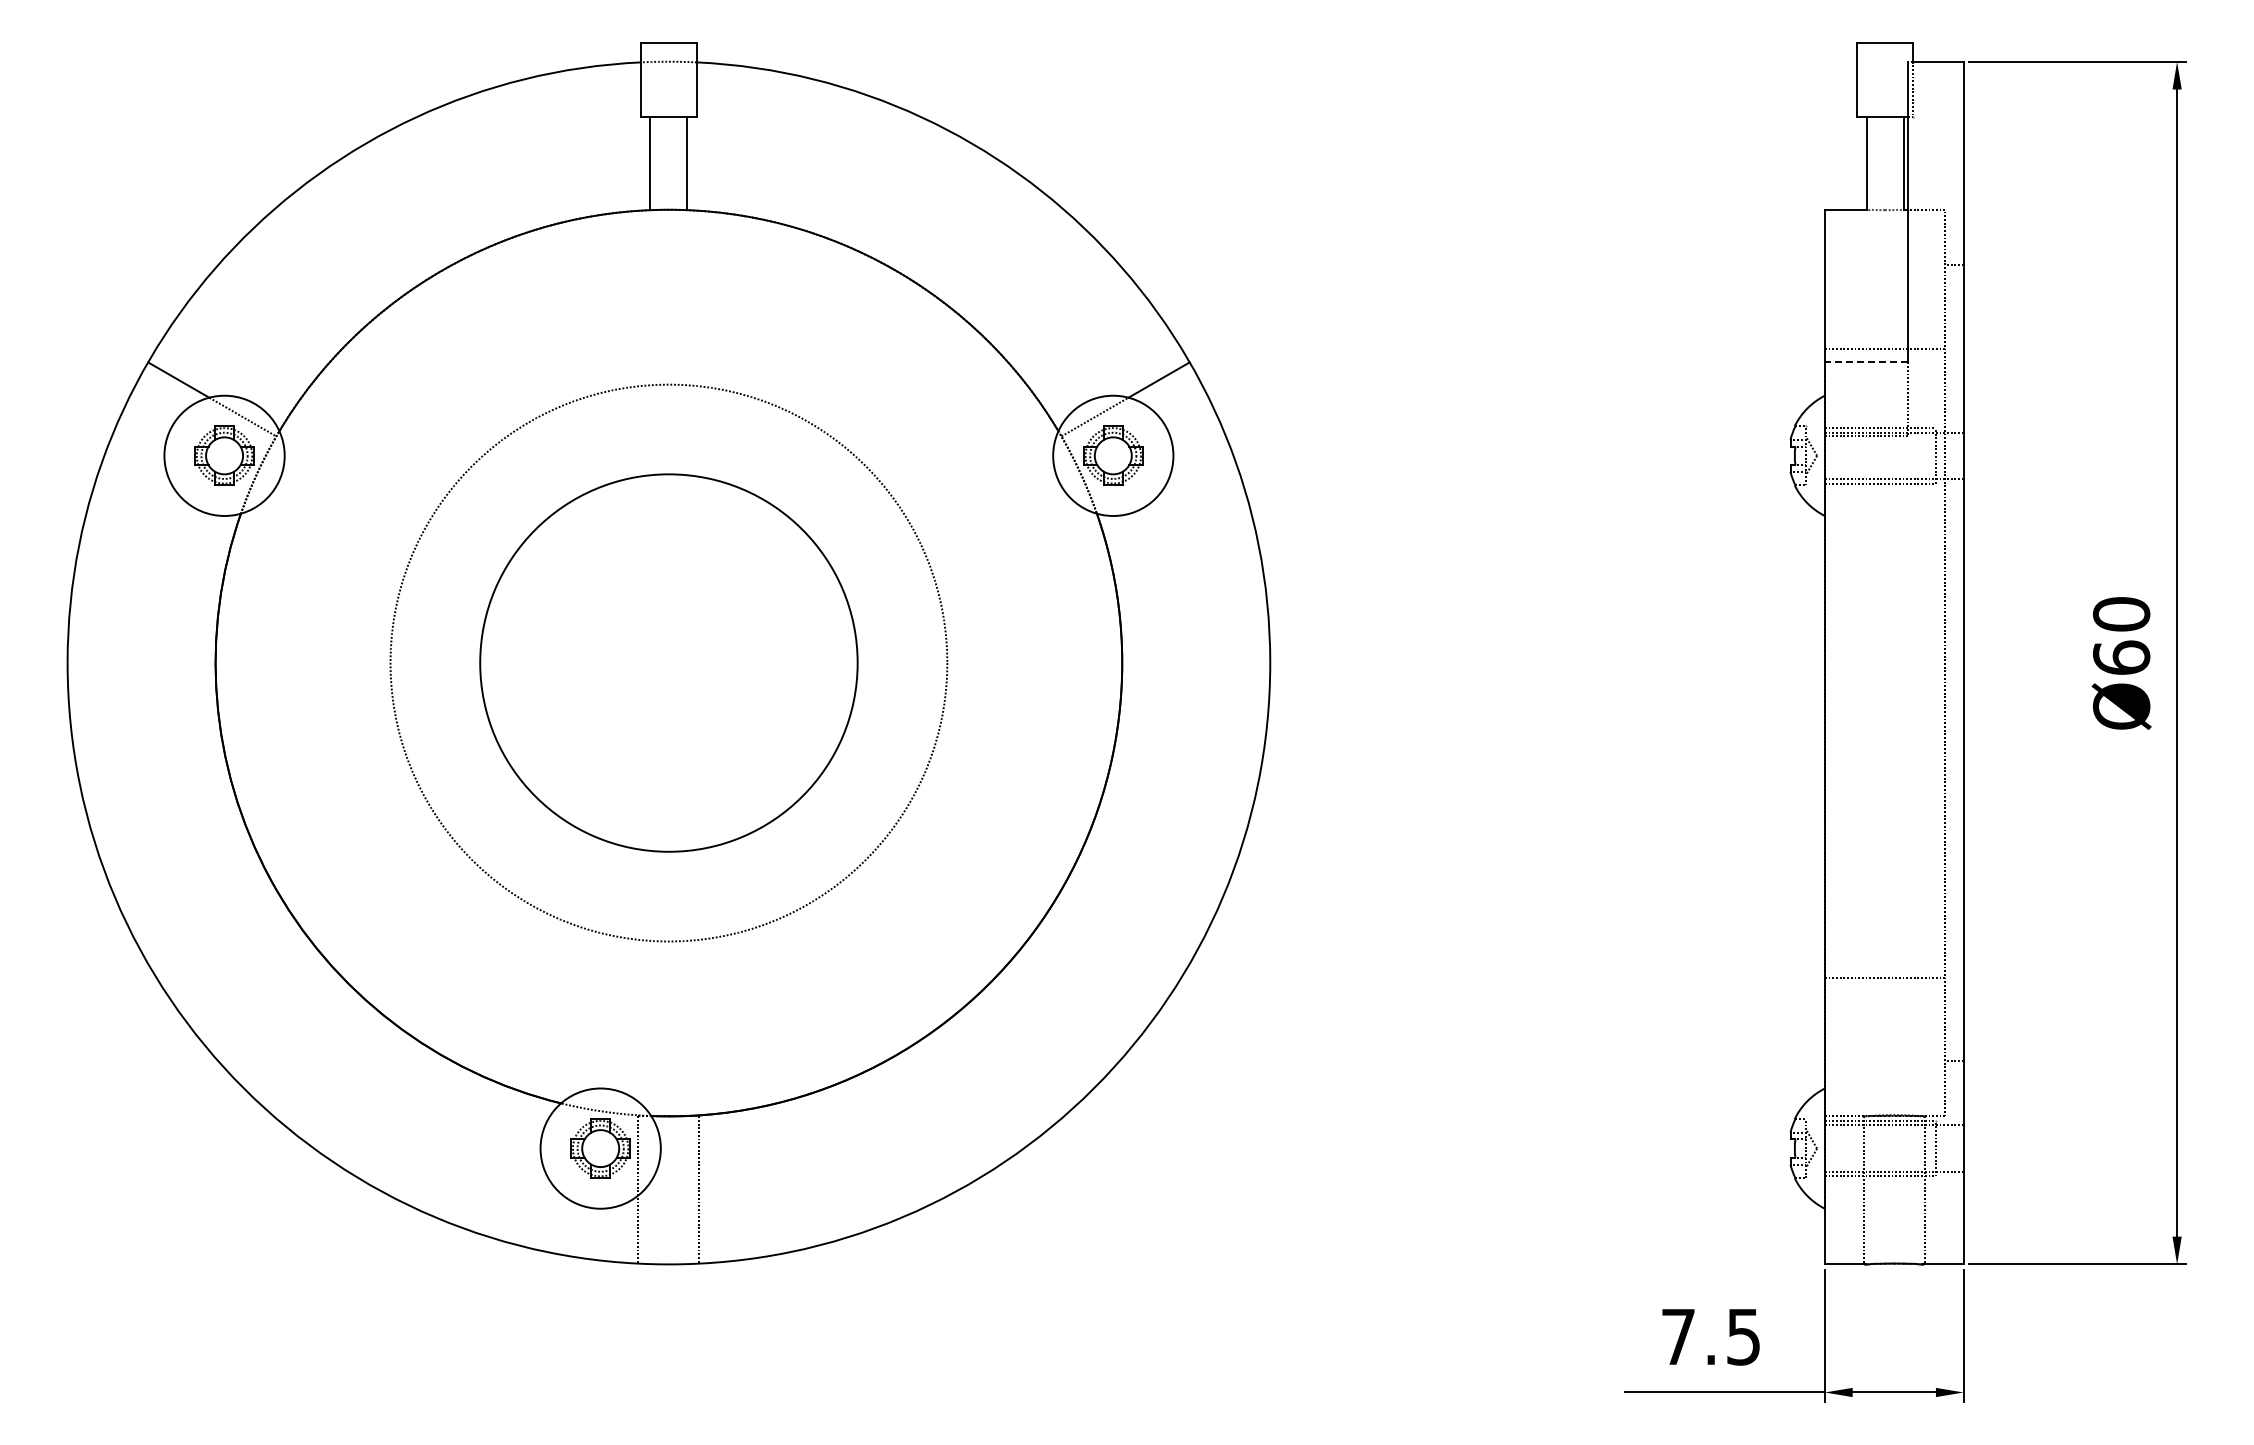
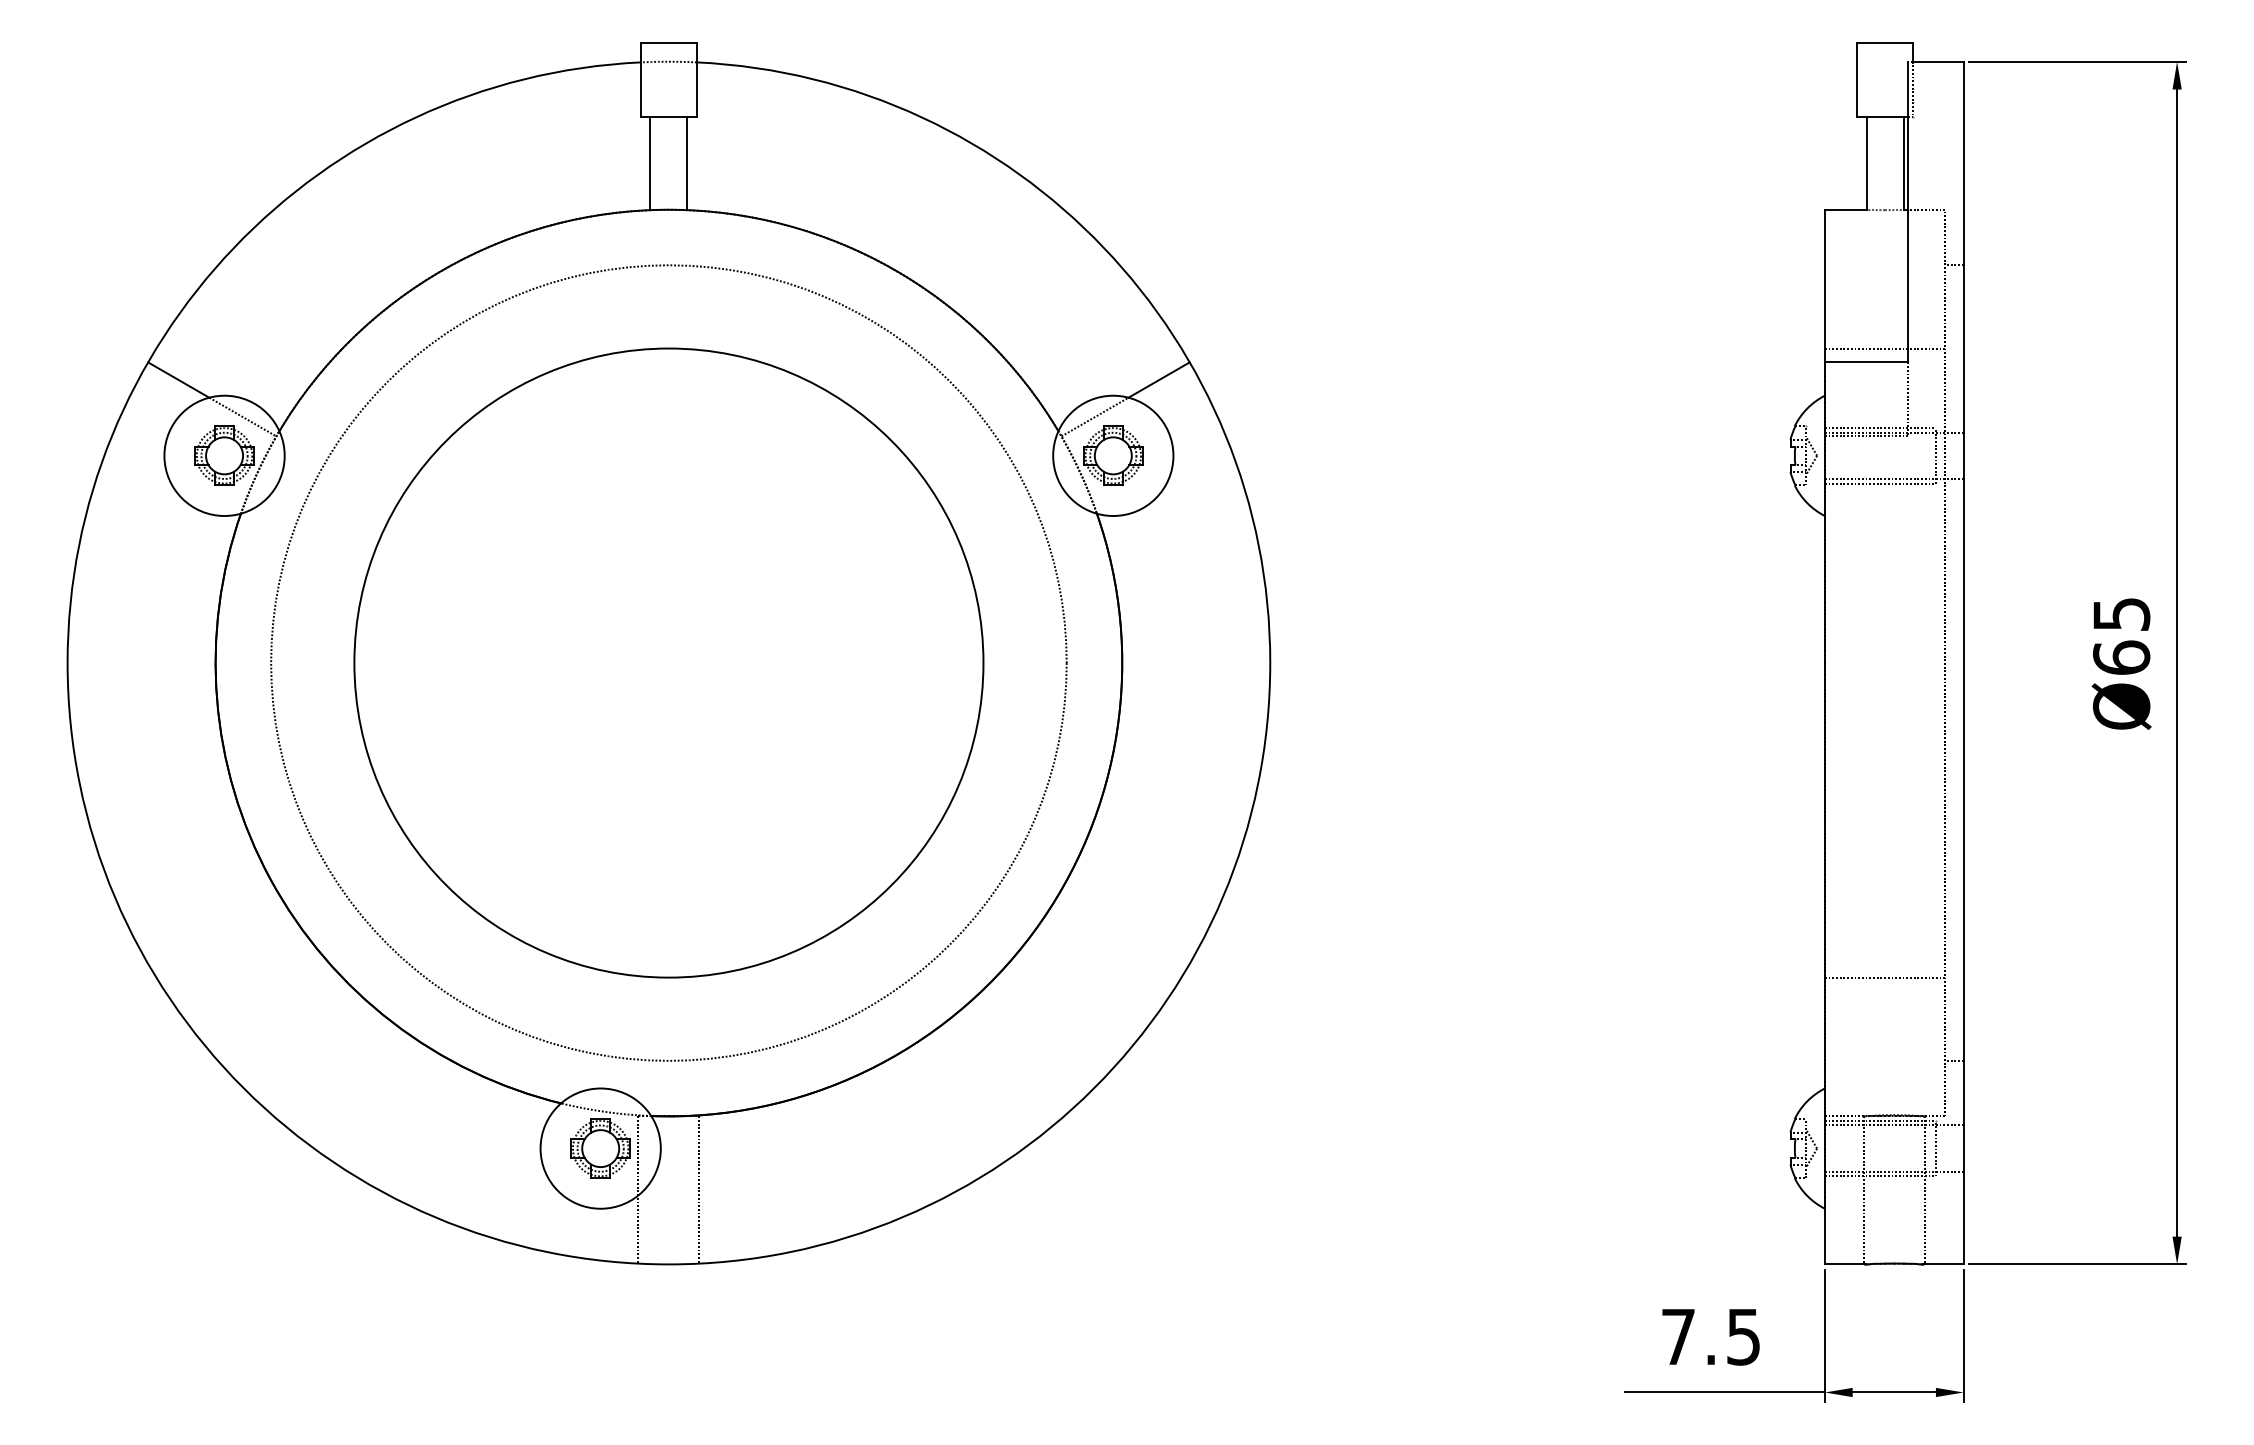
line: dashed -> solid (1866, 362)
text: Ø60 -> Ø65 (2121, 614)
circle diameter: 377 px -> 629 px (668, 662)
circle diameter: 557 px -> 796 px (668, 662)
